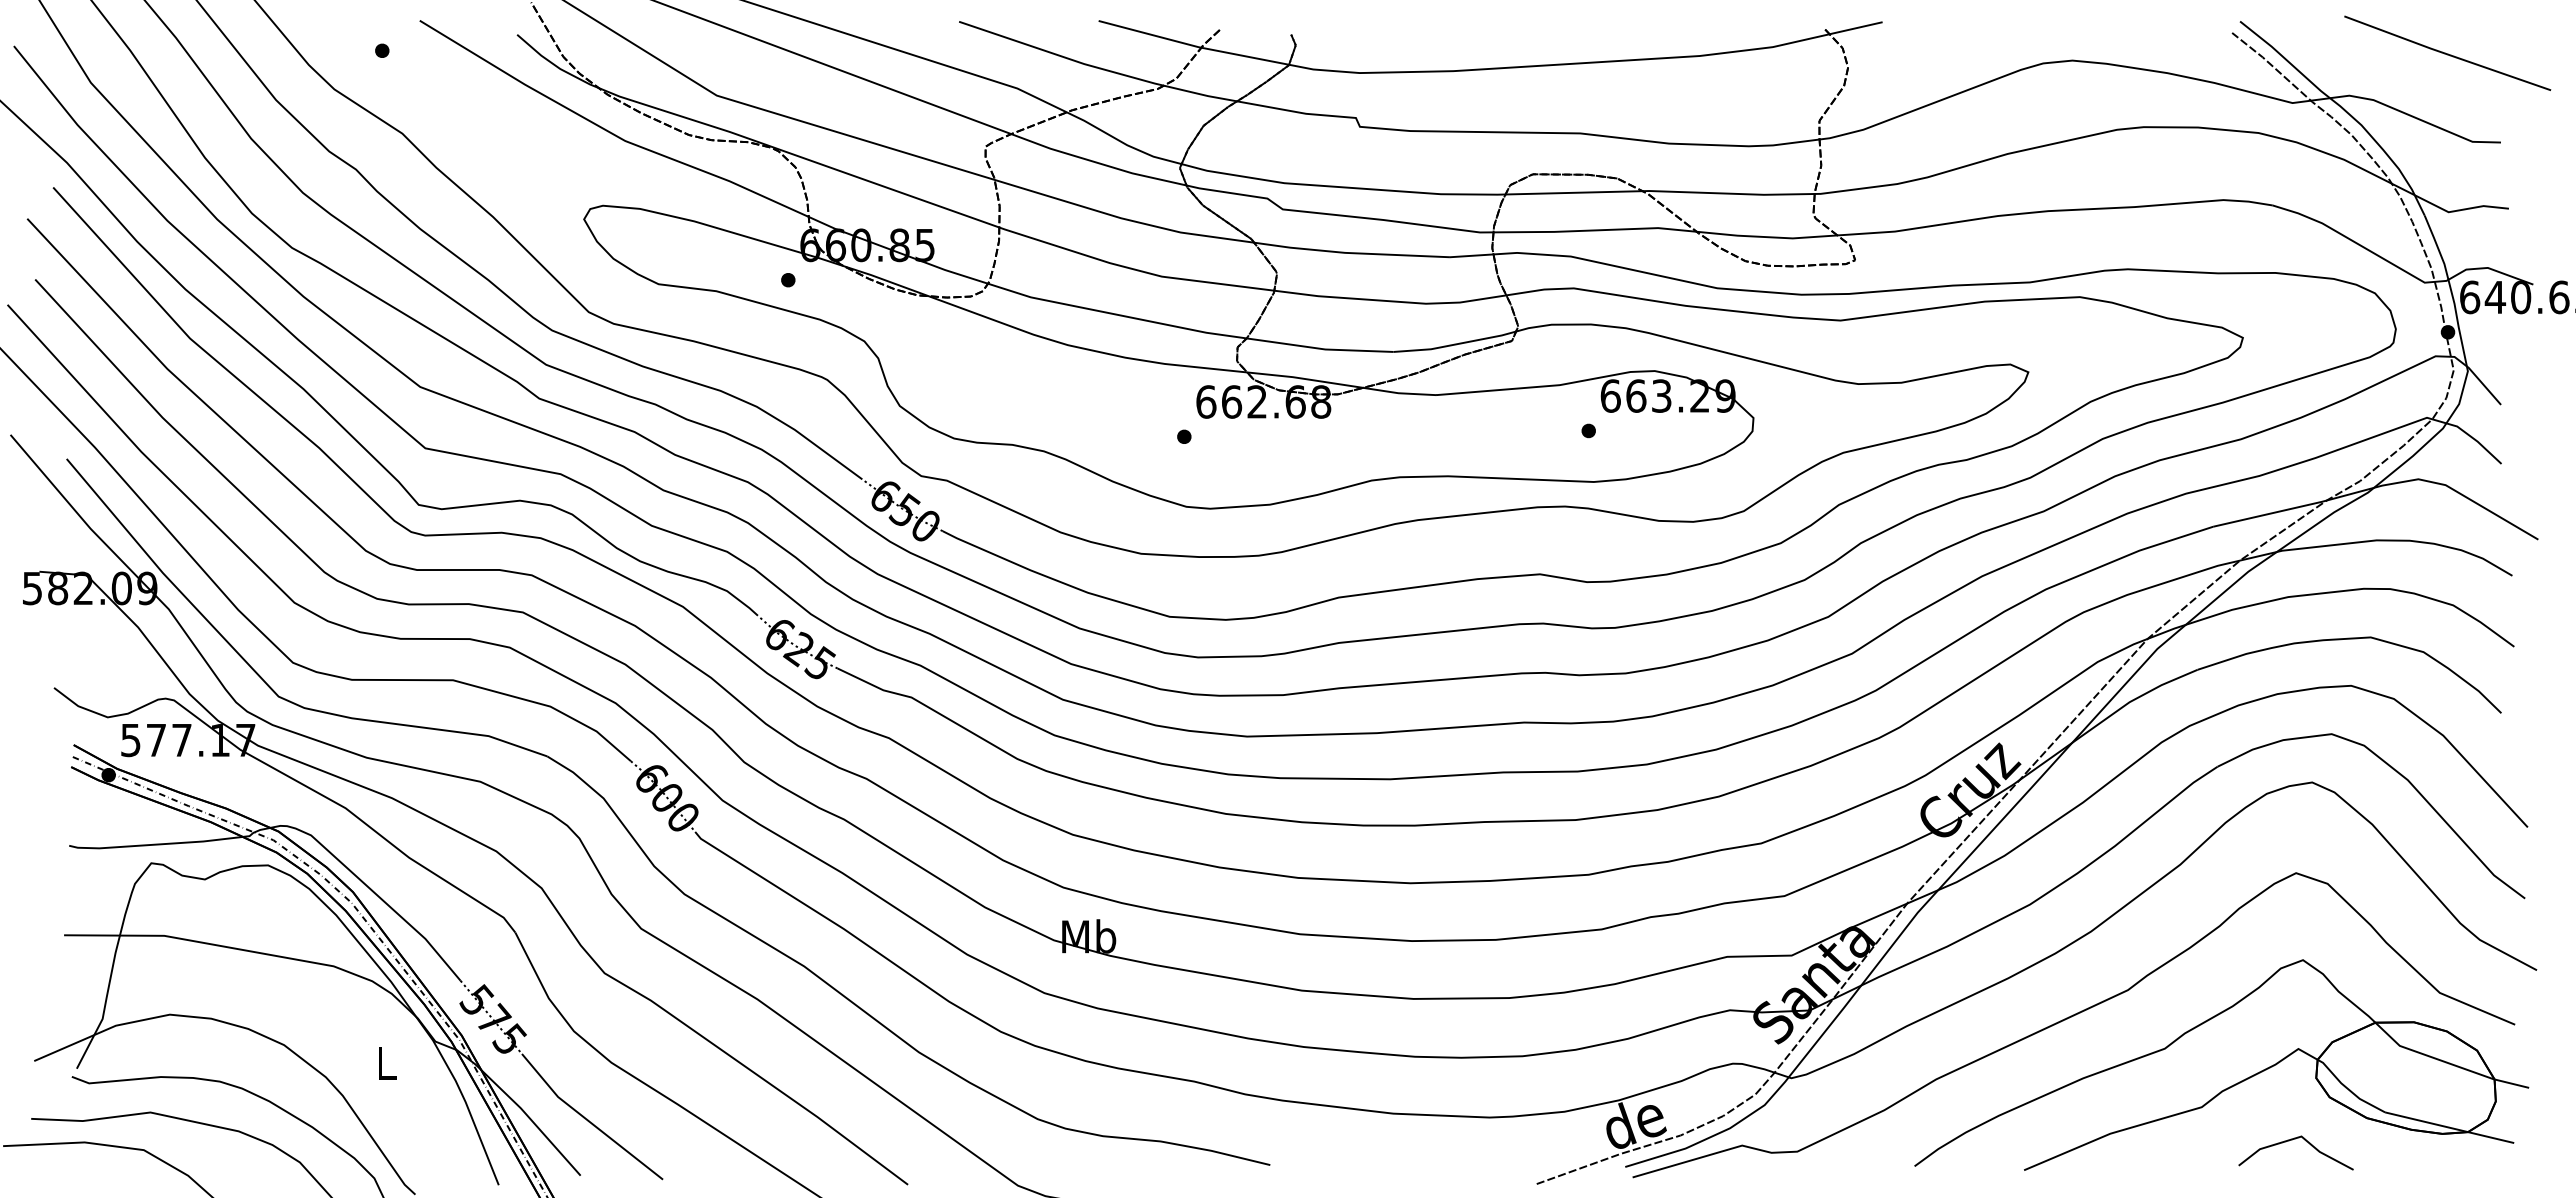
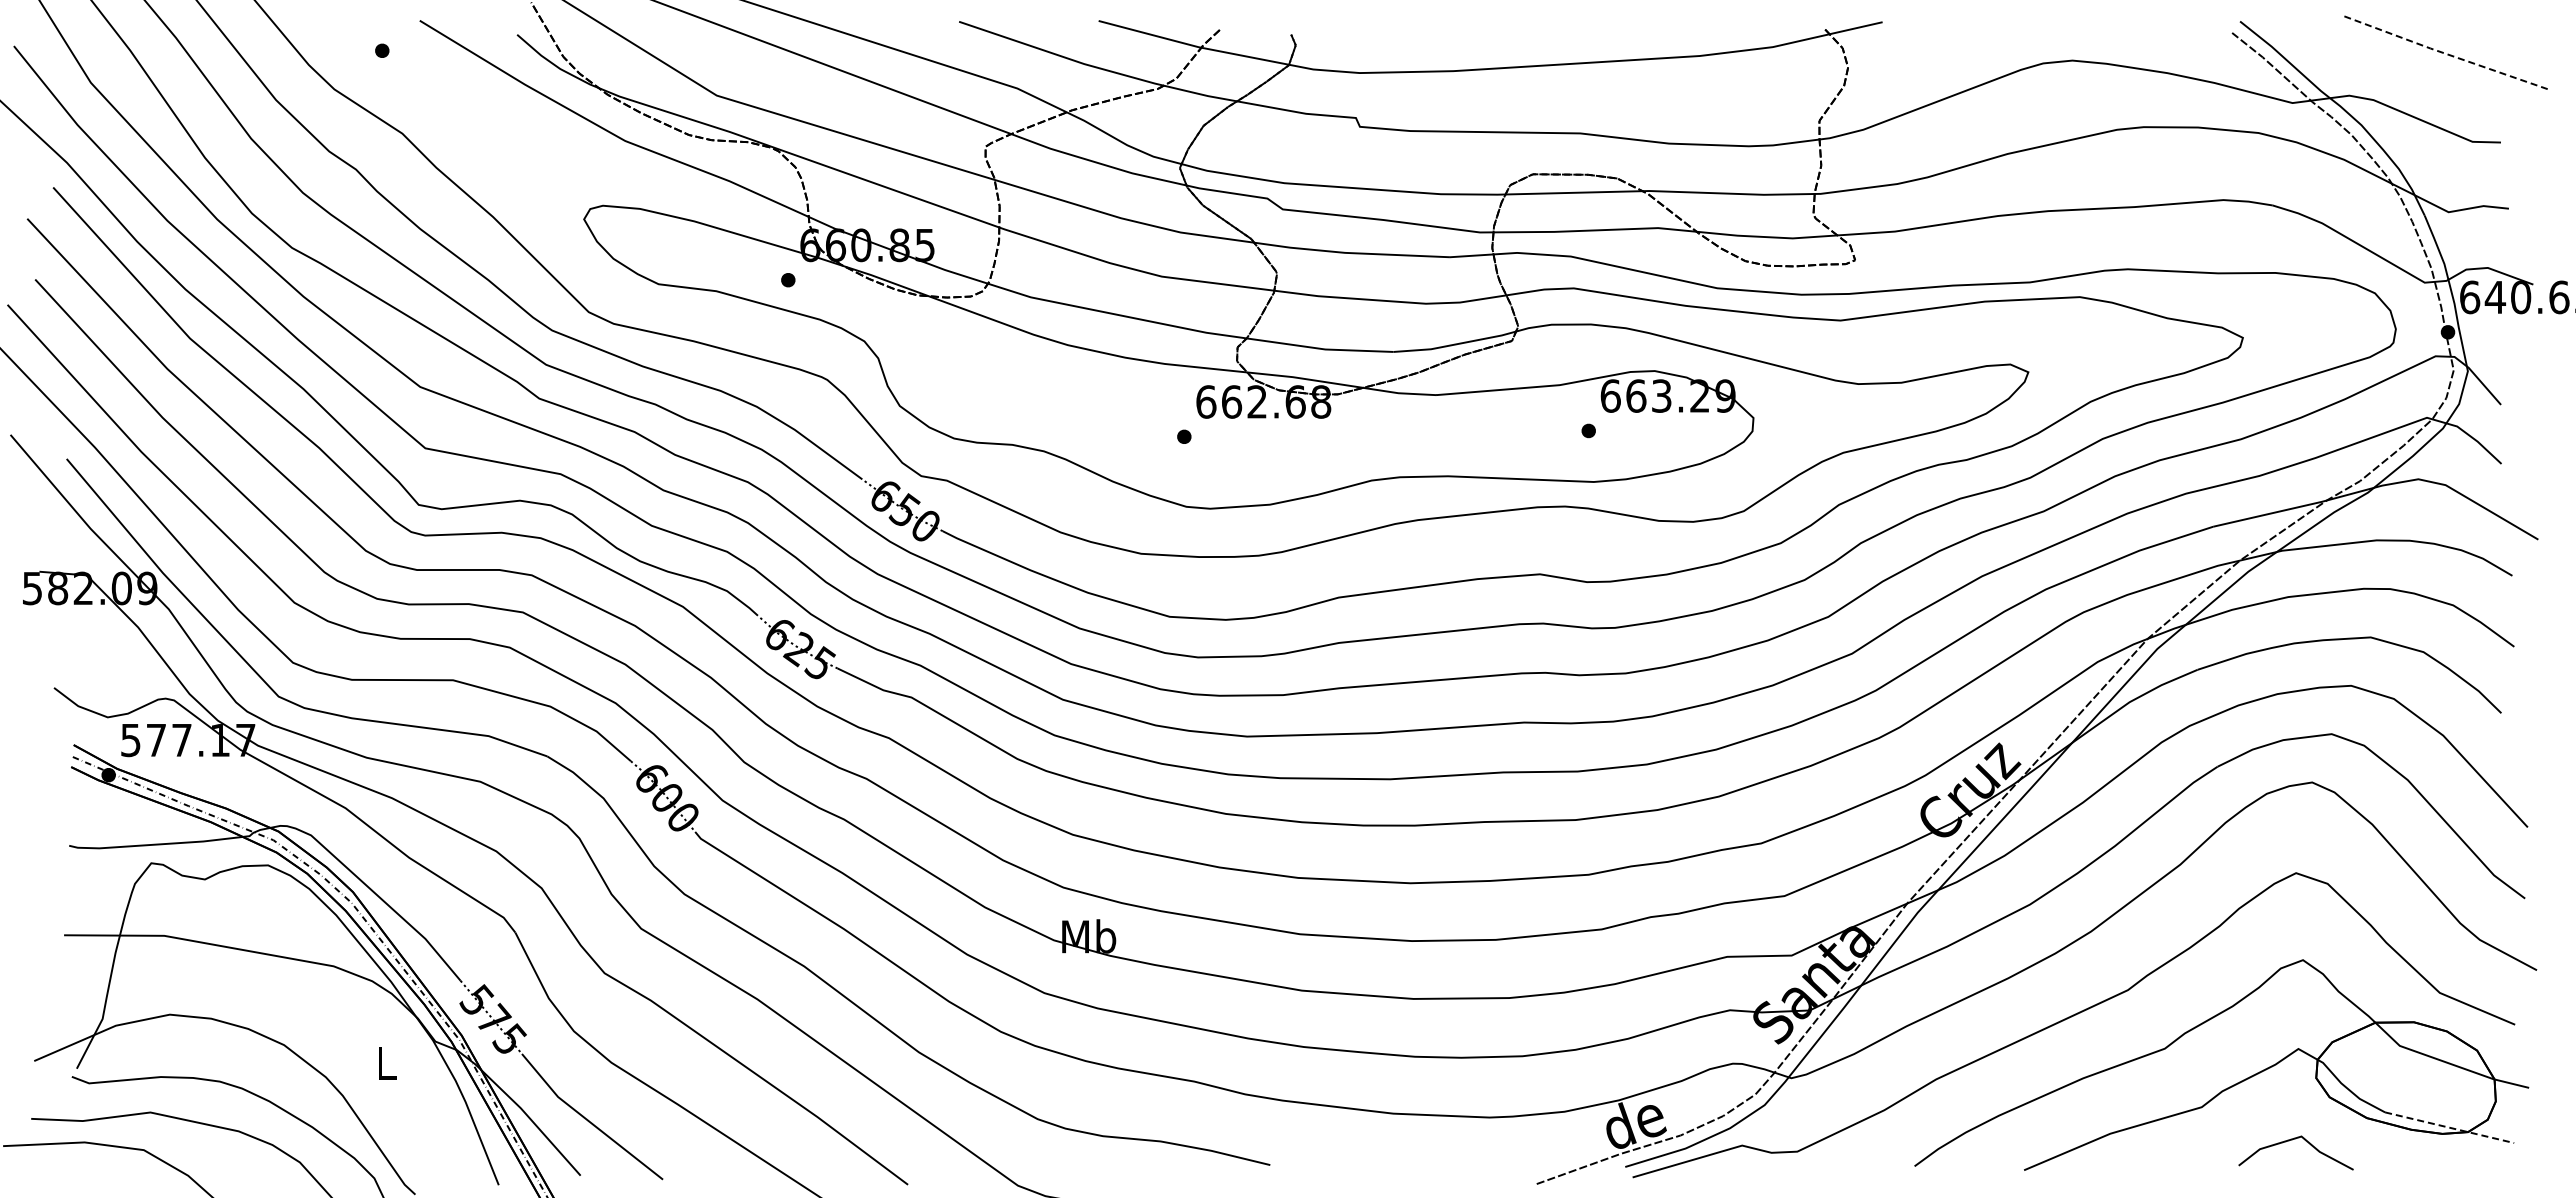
line: solid -> dashed (2446, 54)
line: solid -> dashed (2450, 1127)
